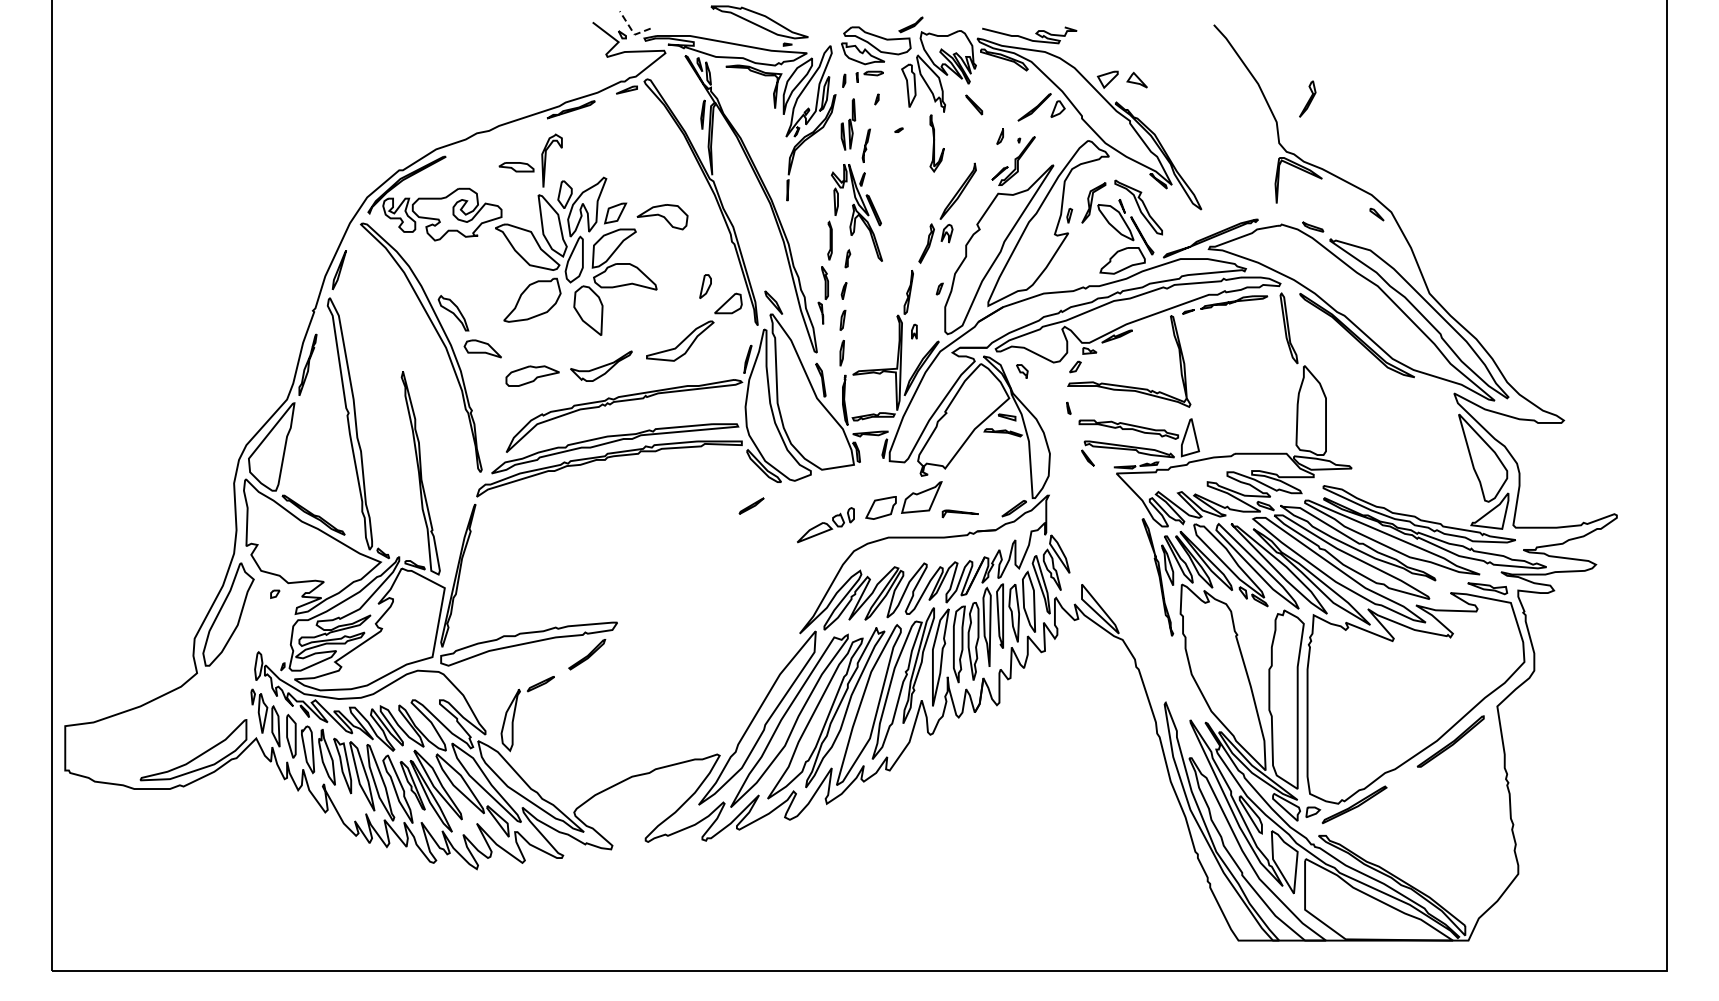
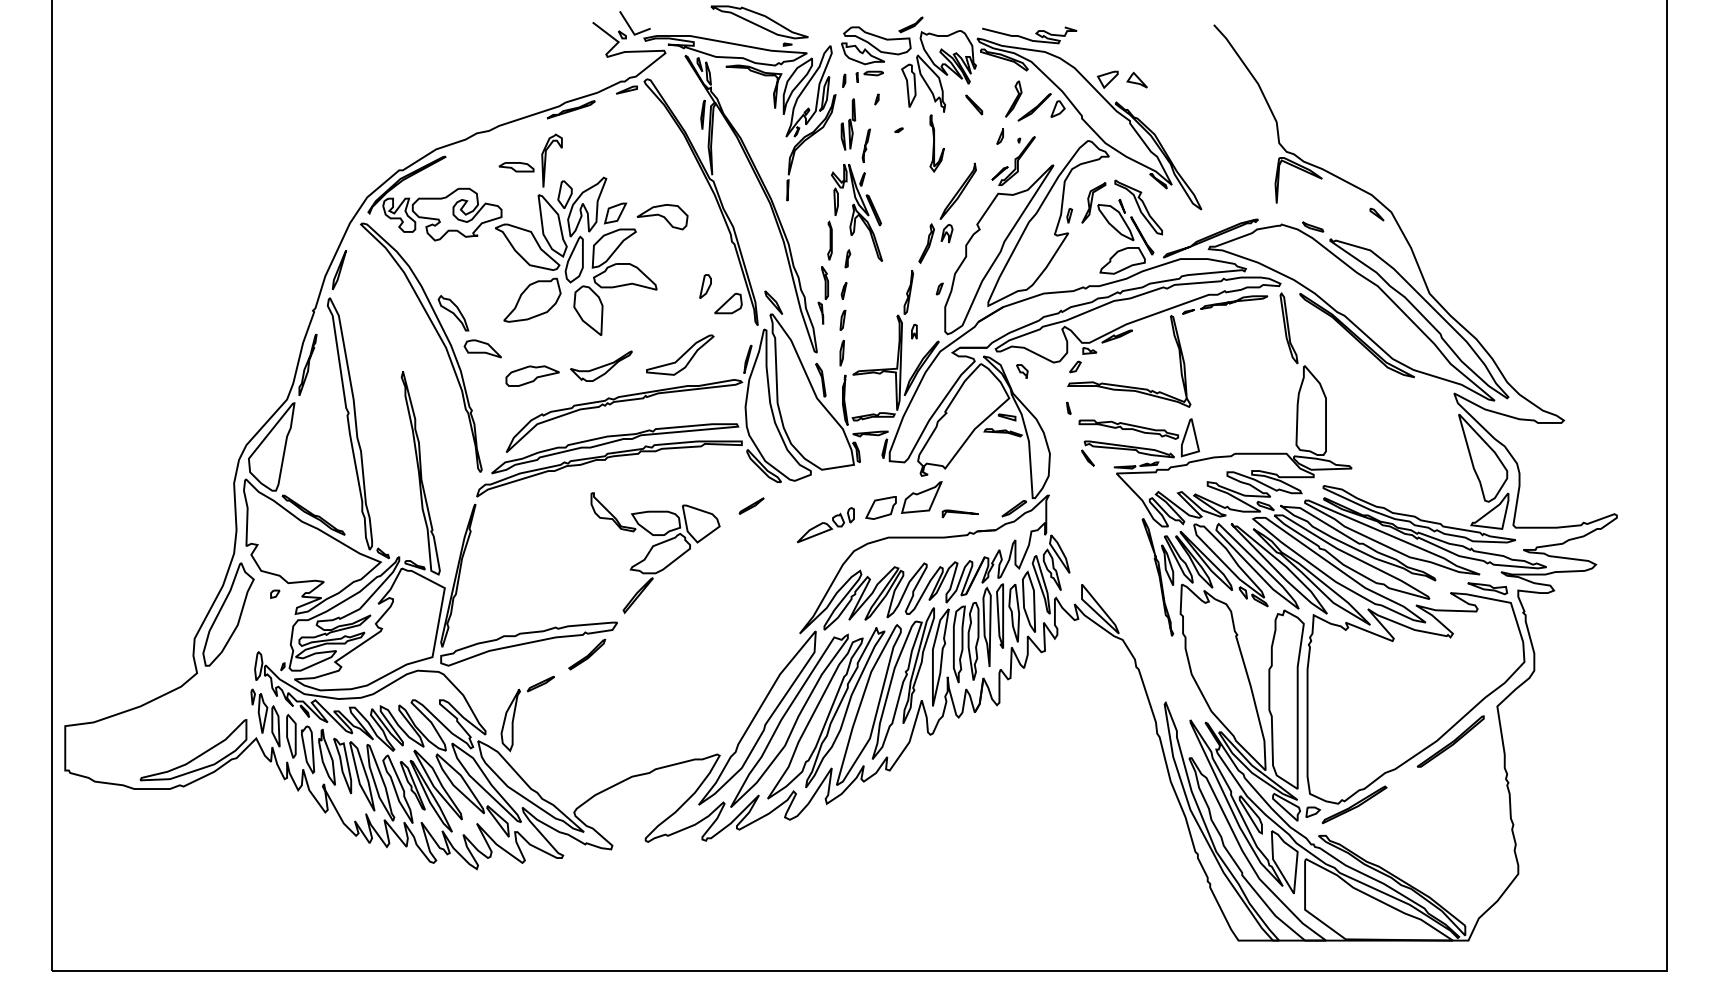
line: dashed -> solid (632, 30)
part position: (1307, 98) -> (1013, 98) (1013, 98)
part position: (680, 340) -> (680, 354) (680, 354)
part: none -> present (655, 553)
